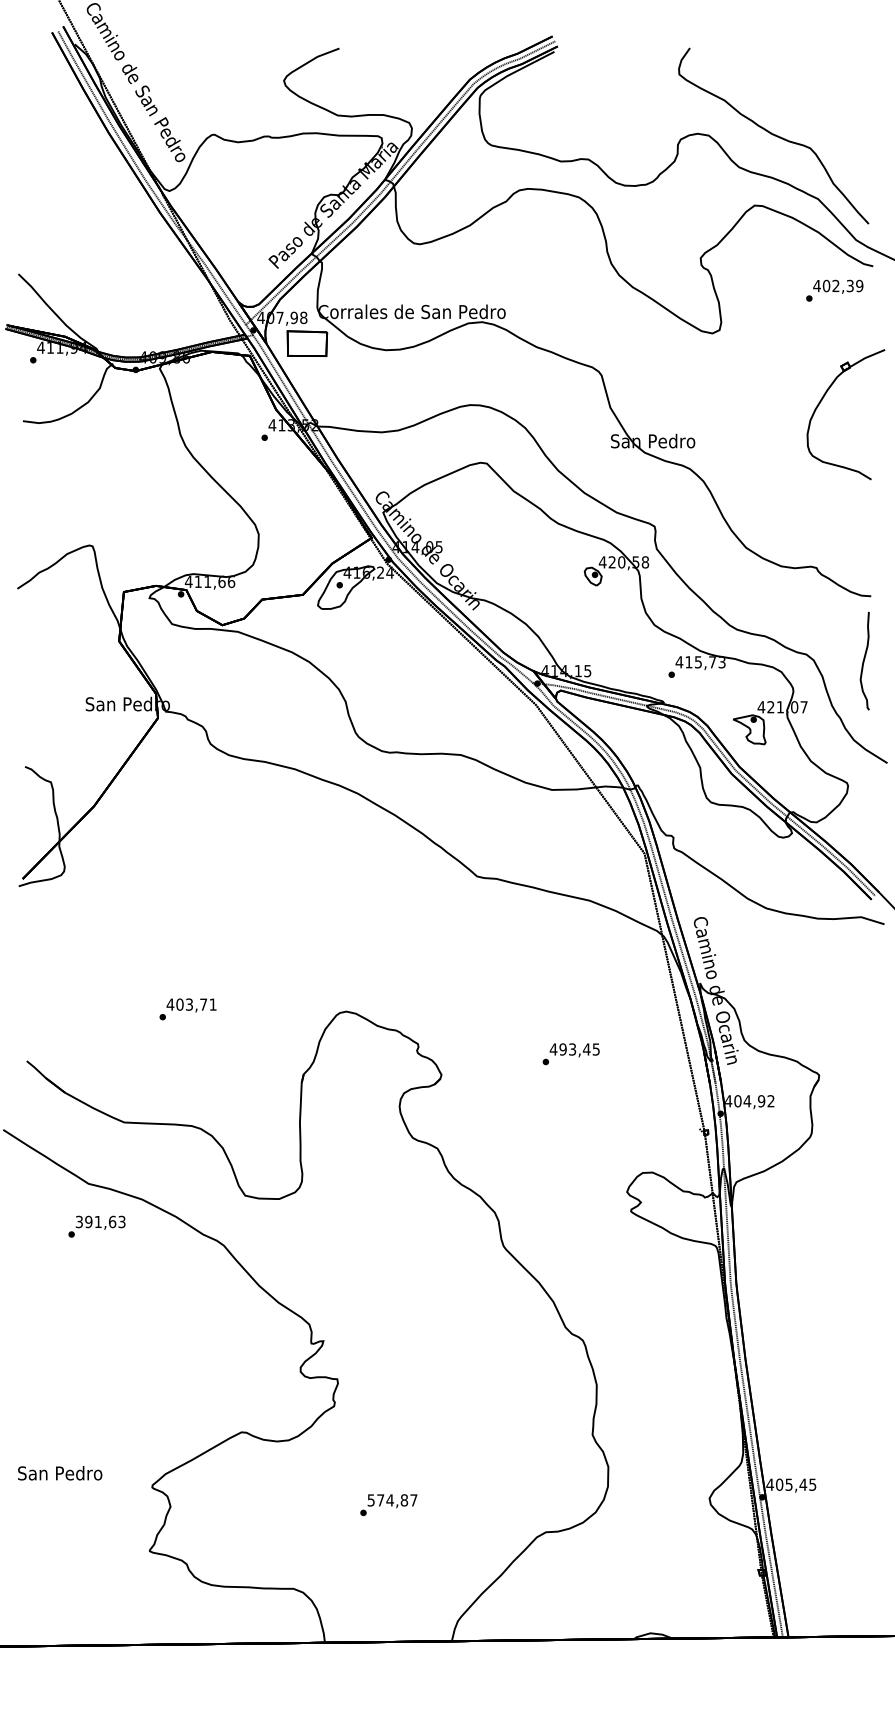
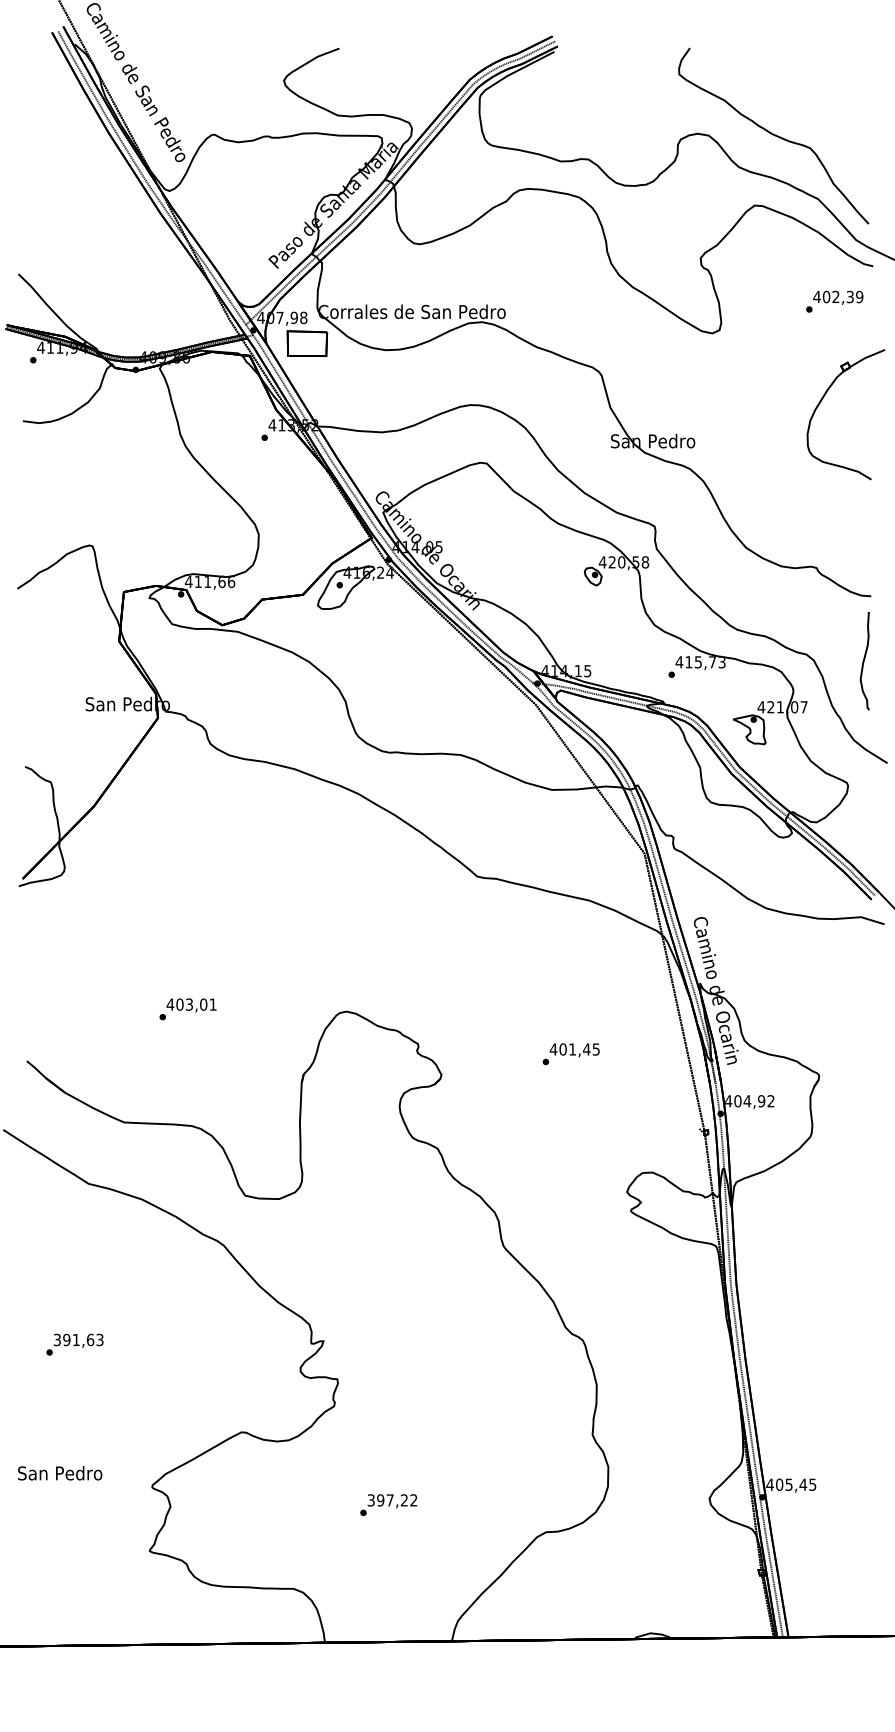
text position: (834, 290) -> (834, 301) (834, 301)
text: 403,71 -> 403,01 (203, 1004)
text: 493,45 -> 401,45 (567, 1049)
text position: (96, 1226) -> (74, 1344) (74, 1344)
text: 574,87 -> 397,22 (392, 1500)
